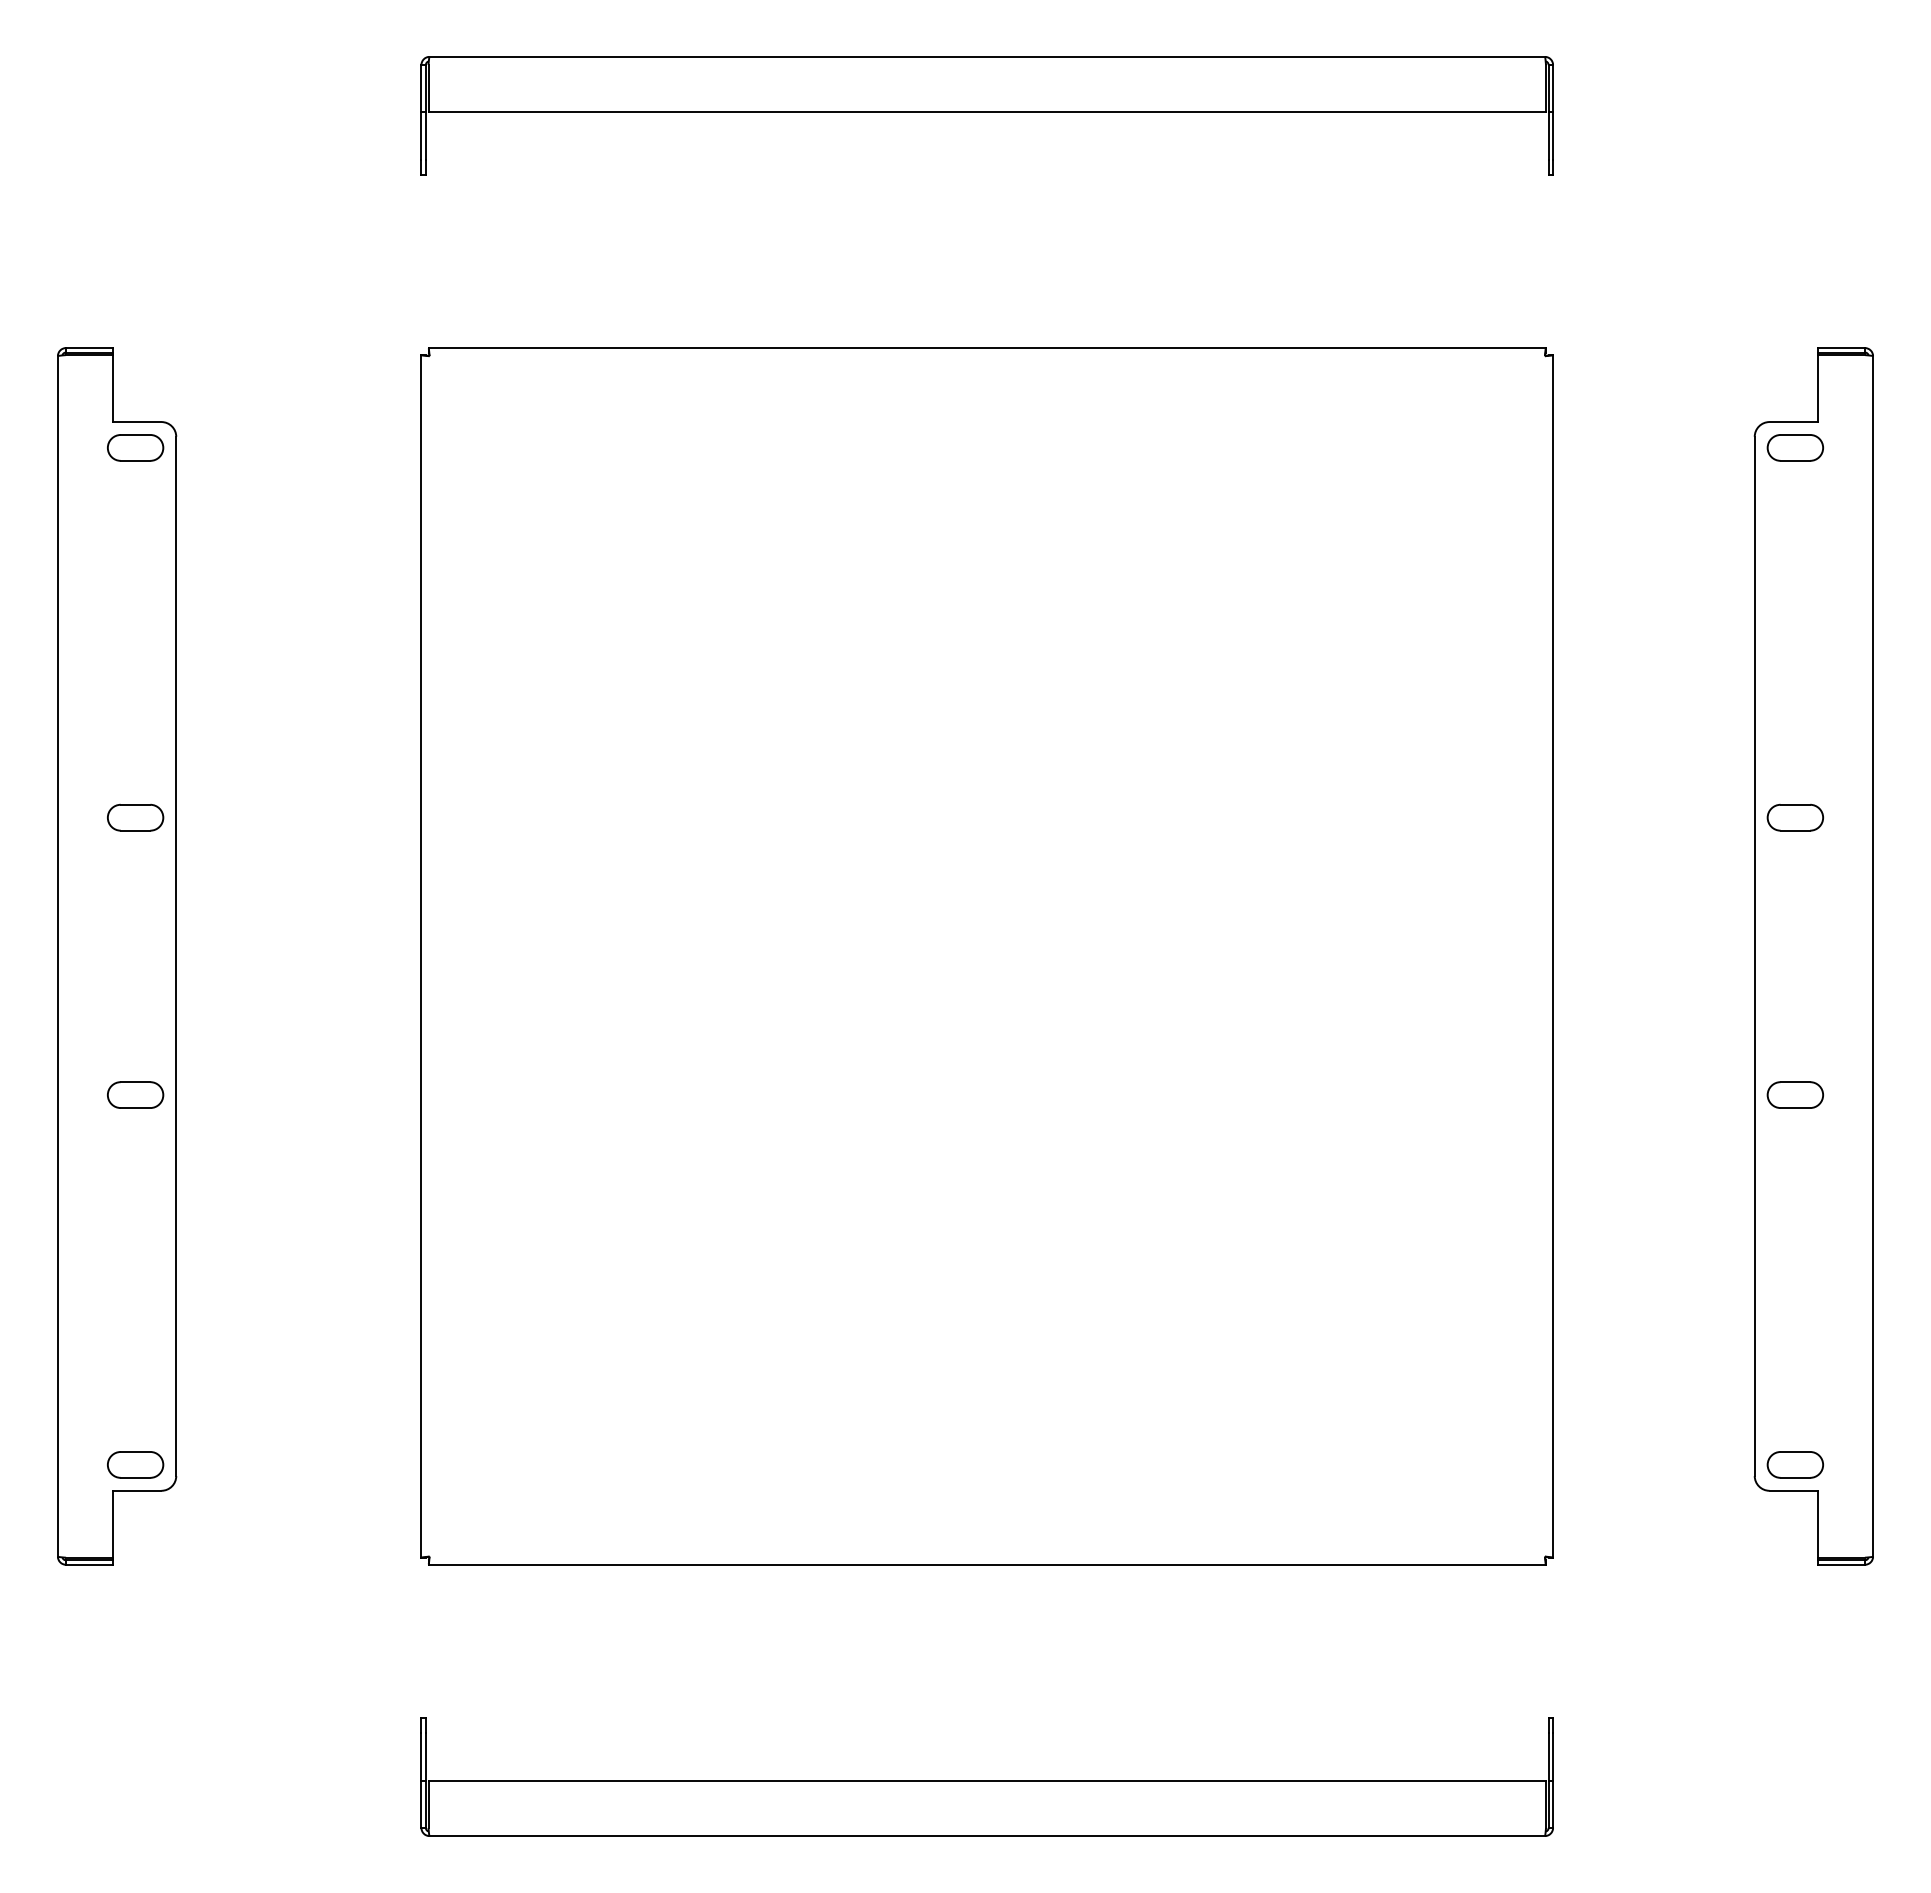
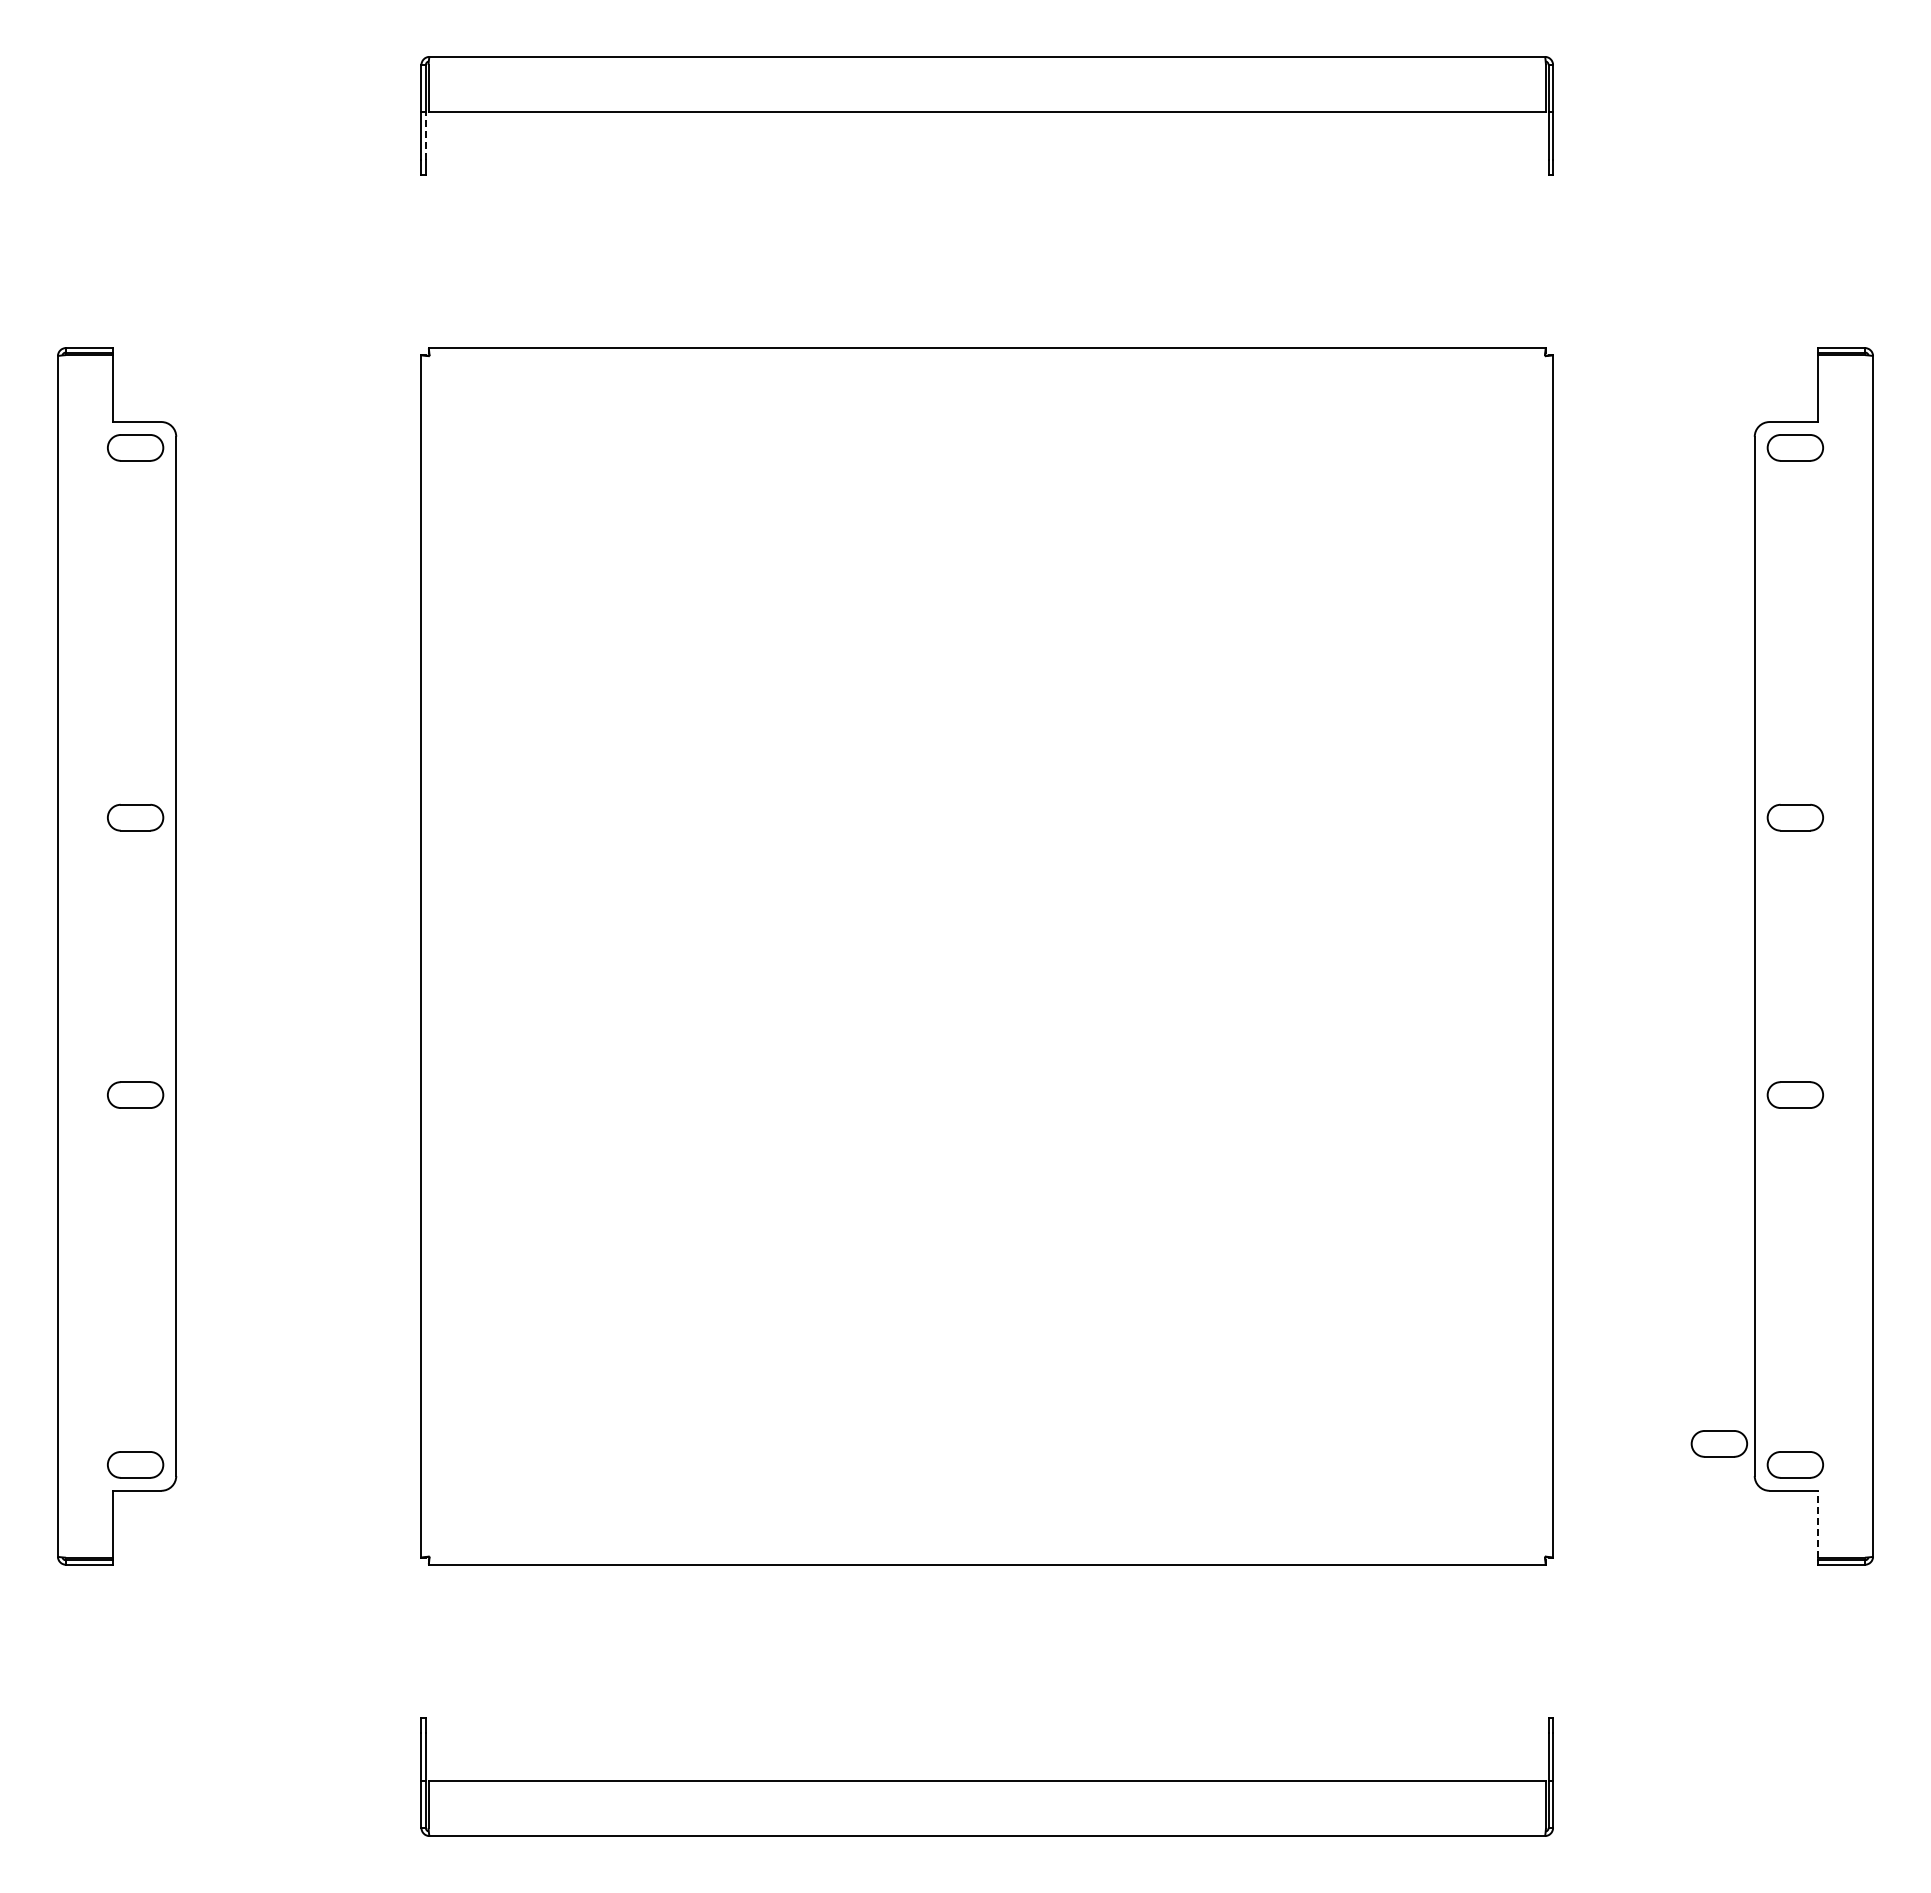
line: solid -> dashed (425, 135)
part: none -> present (1718, 1443)
line: solid -> dashed (1817, 1523)
